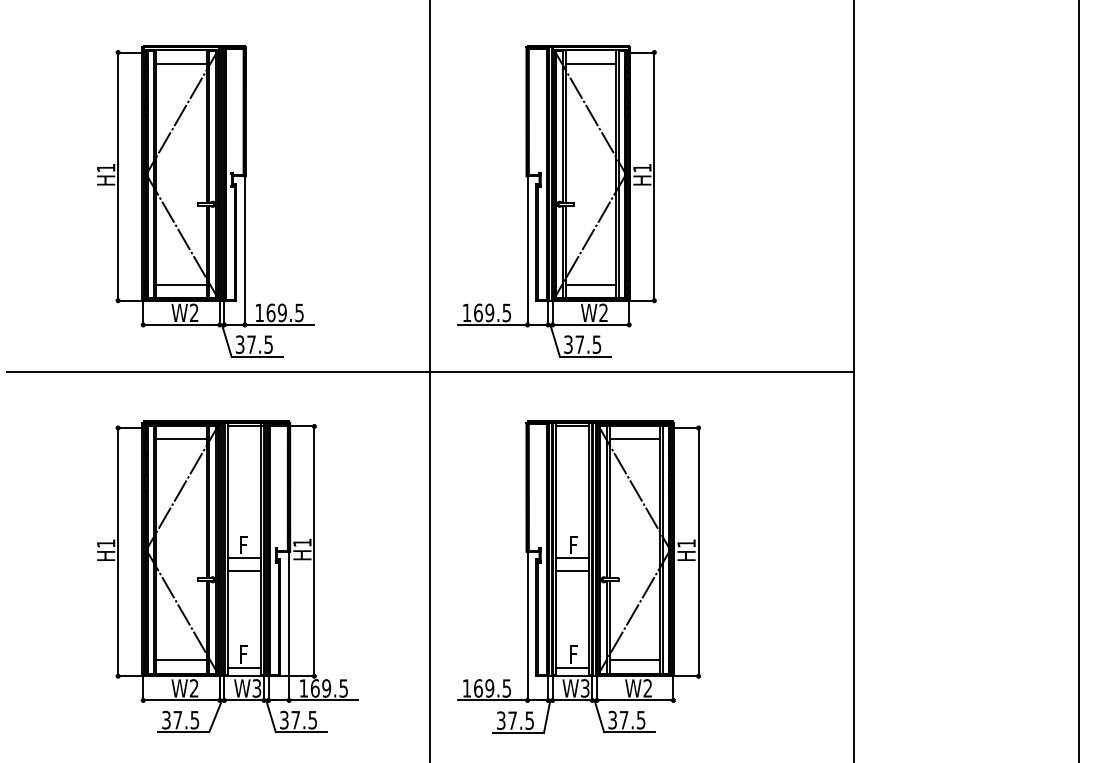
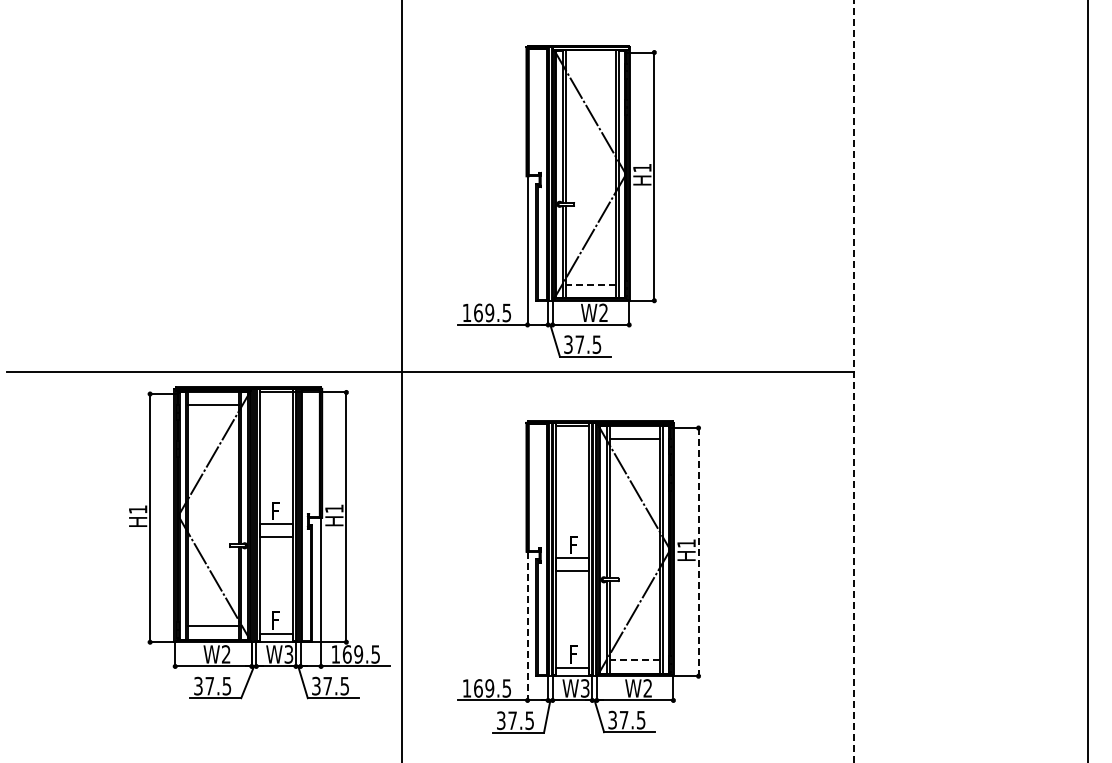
line: present -> none (590, 63)
part: present -> none (205, 201)
line: solid -> dashed (590, 284)
line position: (430, 380) -> (402, 380) (402, 380)
line position: (1078, 380) -> (1087, 380) (1087, 380)
line: solid -> dashed (854, 381)
line: solid -> dashed (698, 552)
part position: (227, 576) -> (259, 542) (259, 542)
line: solid -> dashed (527, 626)
line: solid -> dashed (634, 660)
